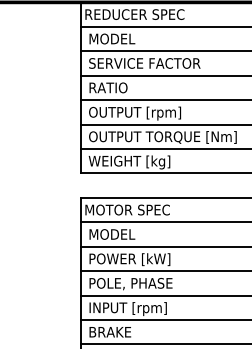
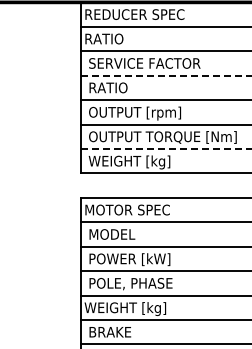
text: MODEL -> RATIO (110, 38)
line: solid -> dashed (166, 75)
line: solid -> dashed (166, 148)
text: INPUT [rpm] -> WEIGHT [kg] (125, 309)
